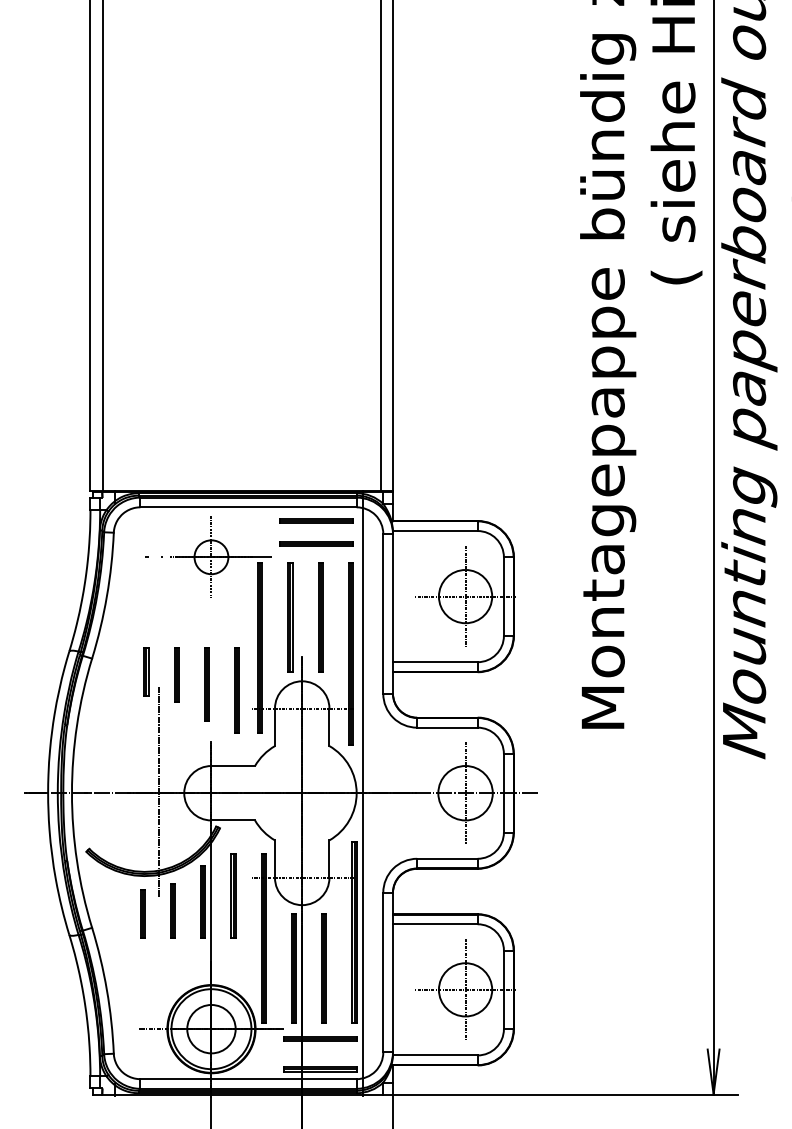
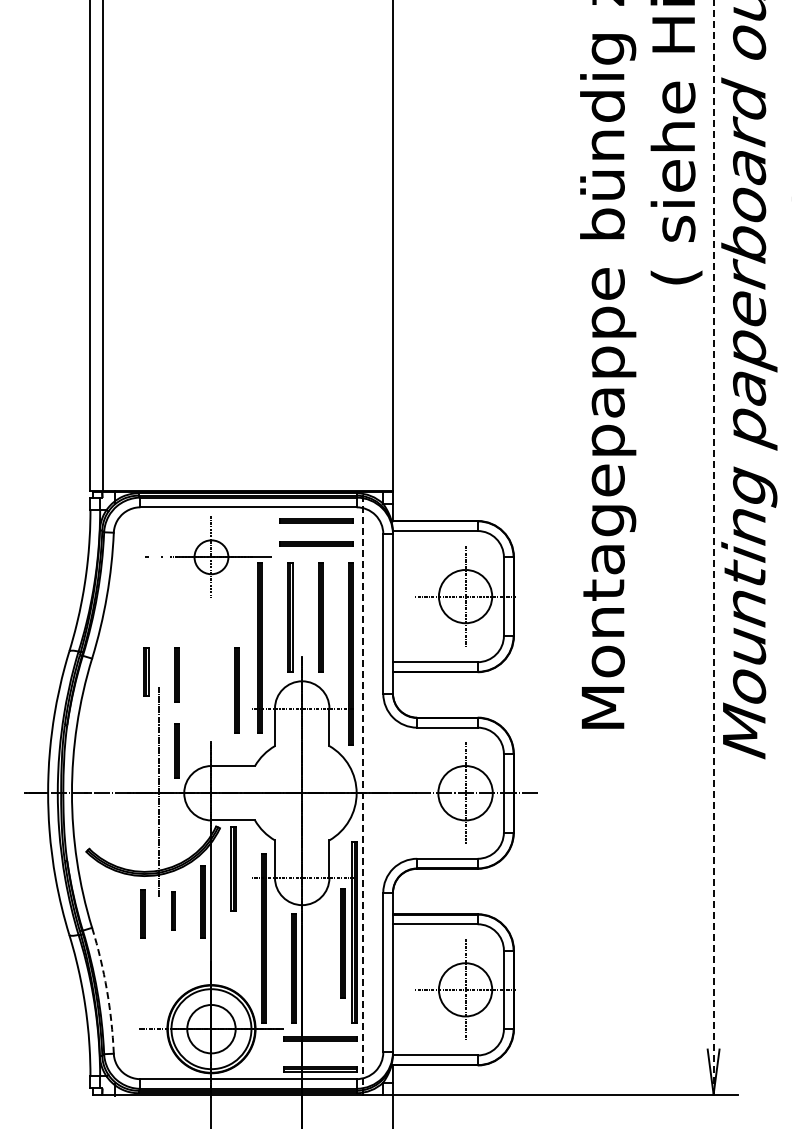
line: present -> none (380, 246)
line: solid -> dashed (713, 547)
part: present -> none (206, 684)
part: none -> present (176, 750)
line: solid -> dashed (362, 792)
part position: (233, 895) -> (233, 868) (233, 868)
part size: 6x56 px -> 5x40 px (173, 910)
part position: (323, 968) -> (342, 943) (342, 943)
arc: solid -> dashed (106, 990)
